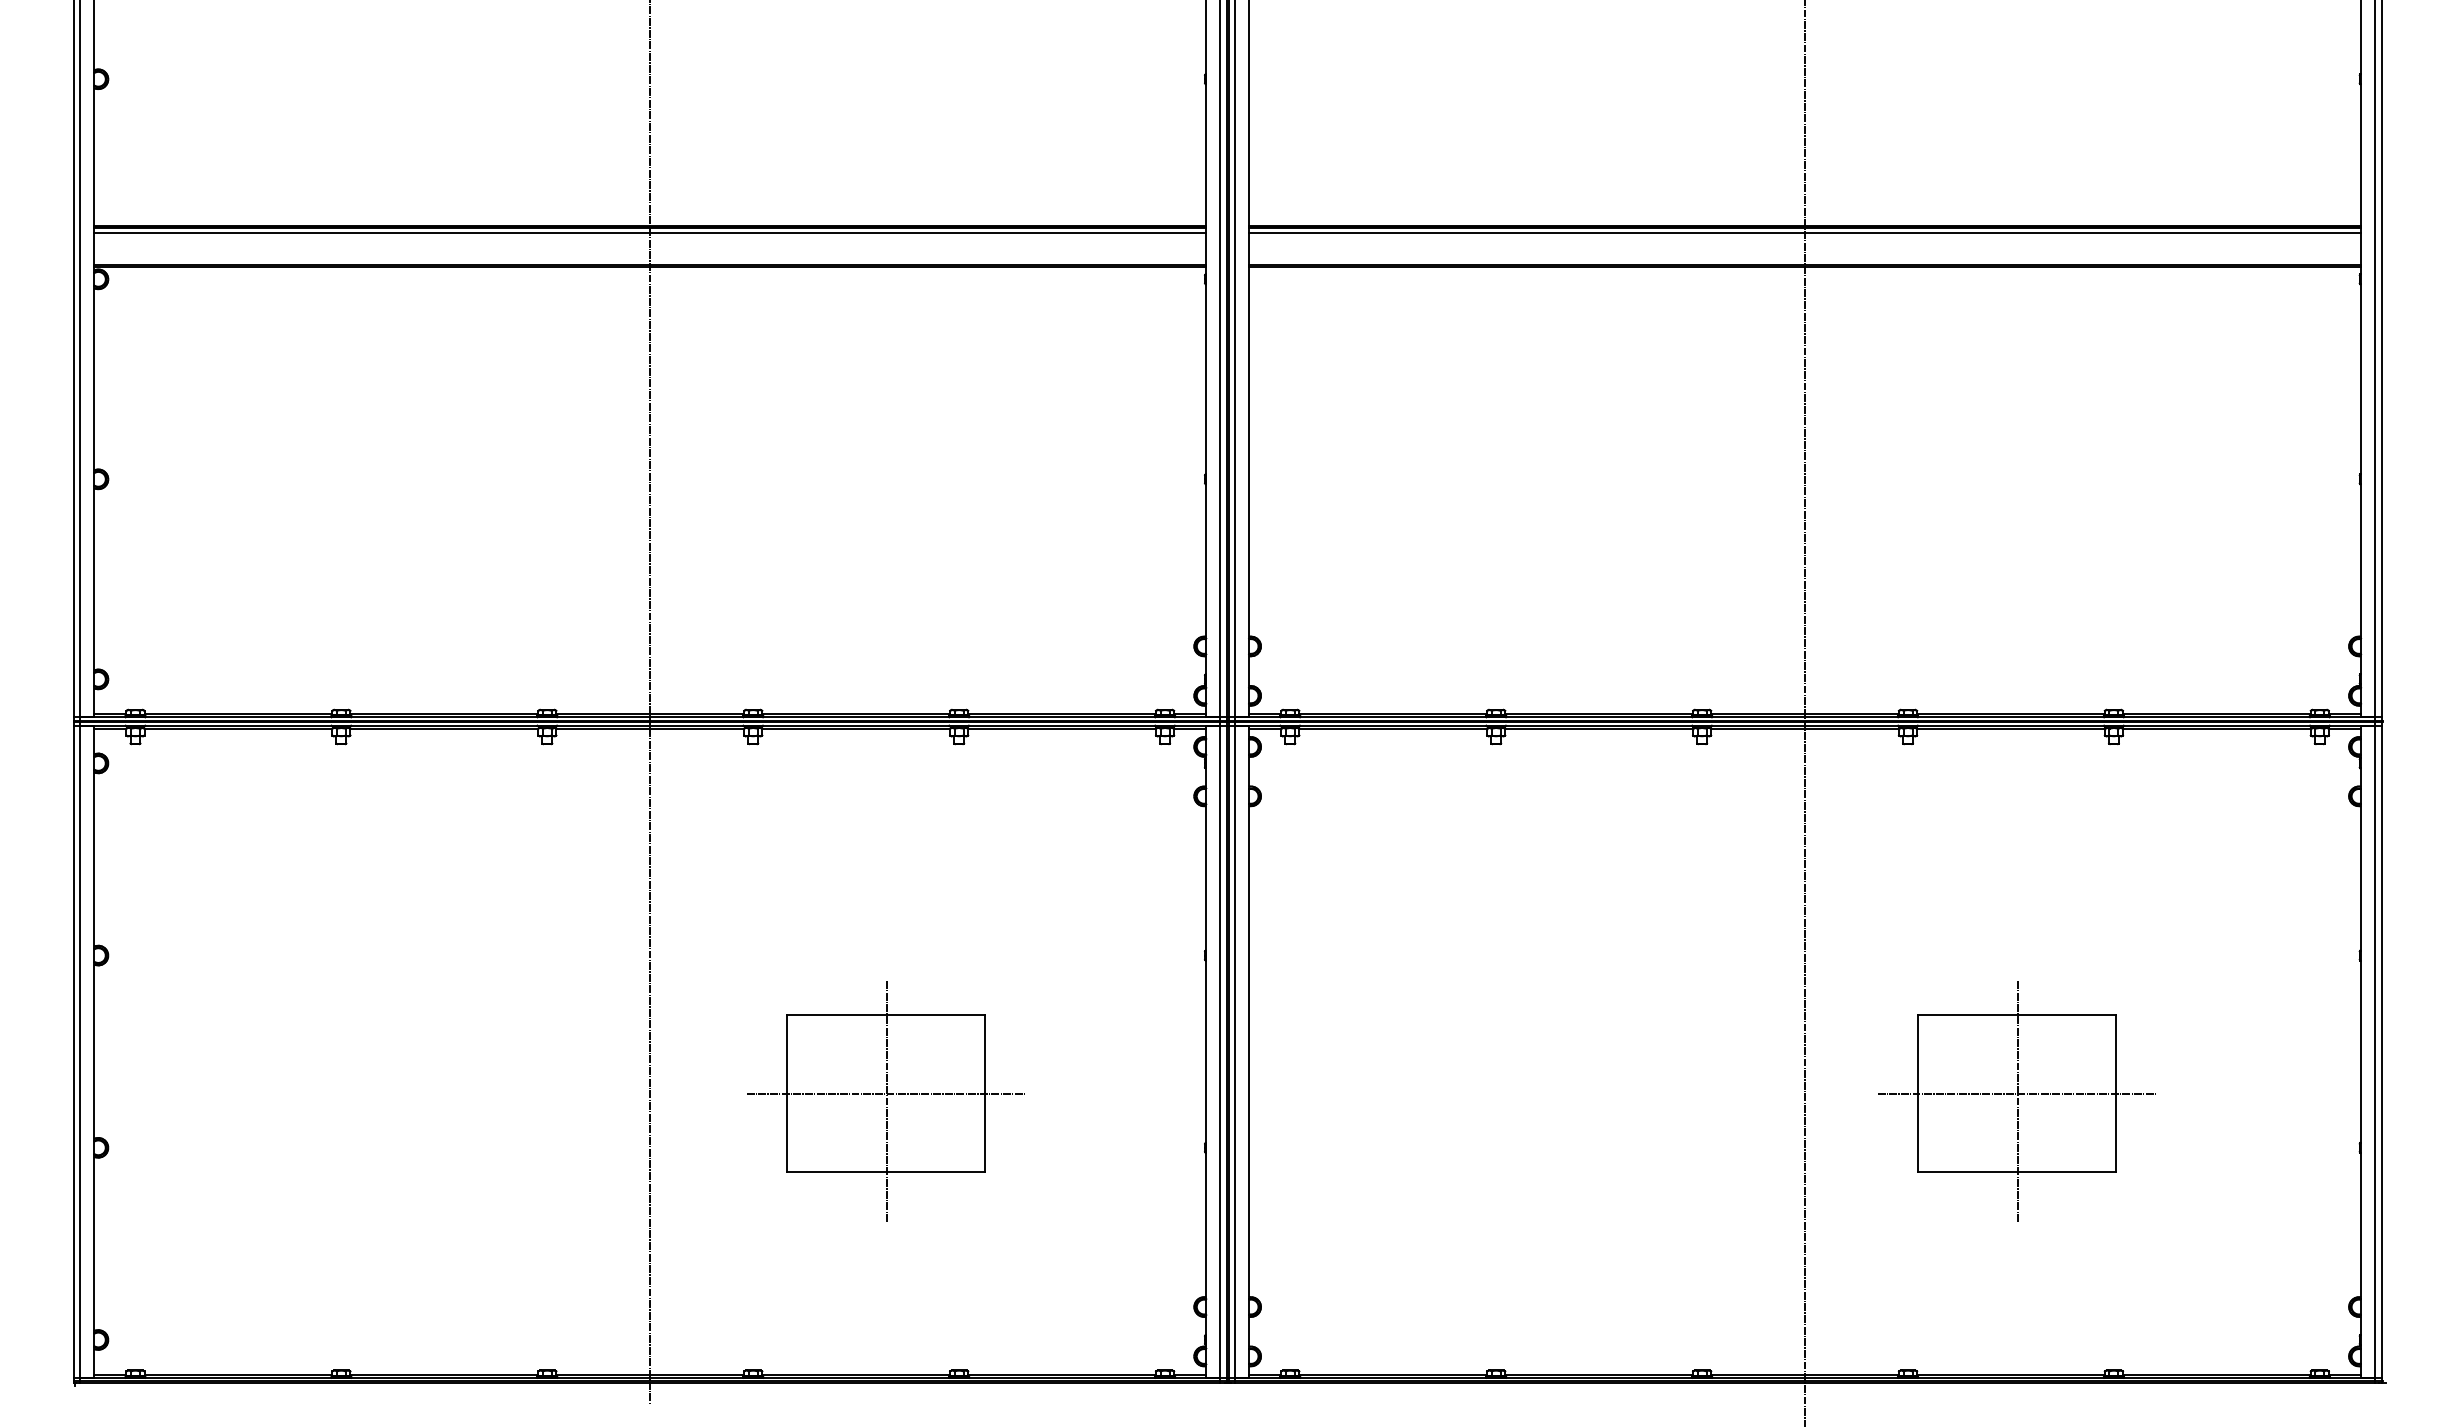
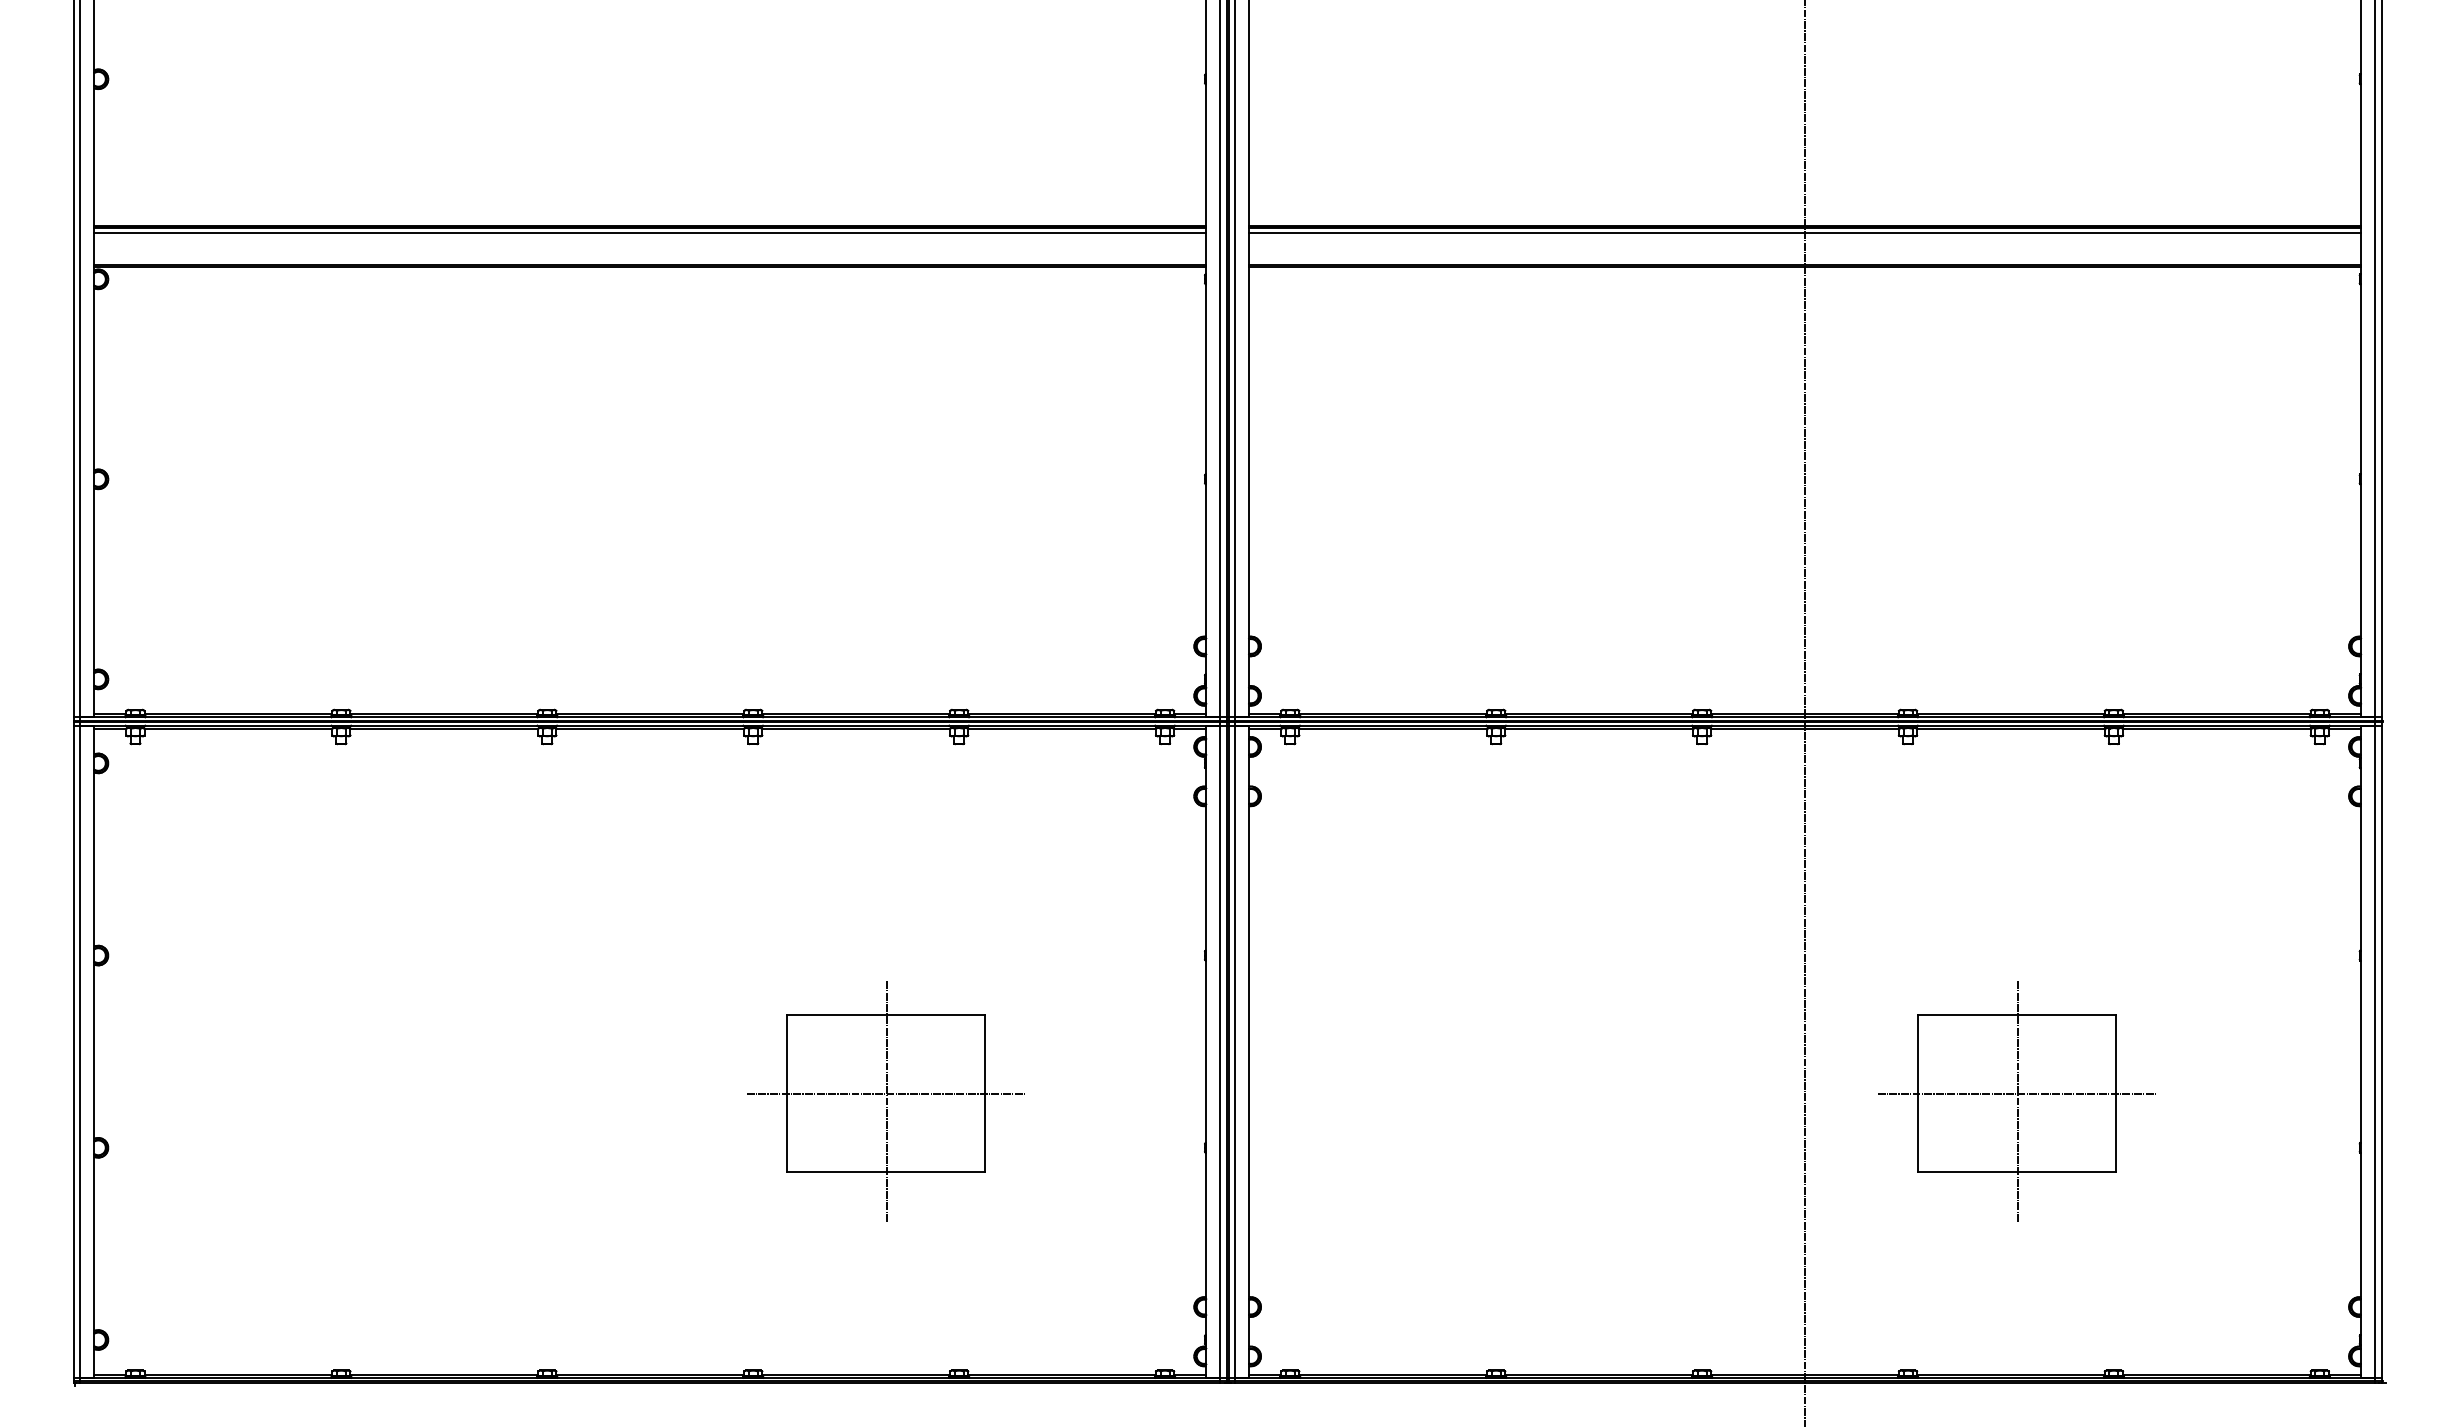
line: present -> none (650, 703)
